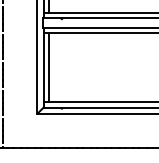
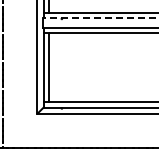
line: solid -> dashed (100, 18)
